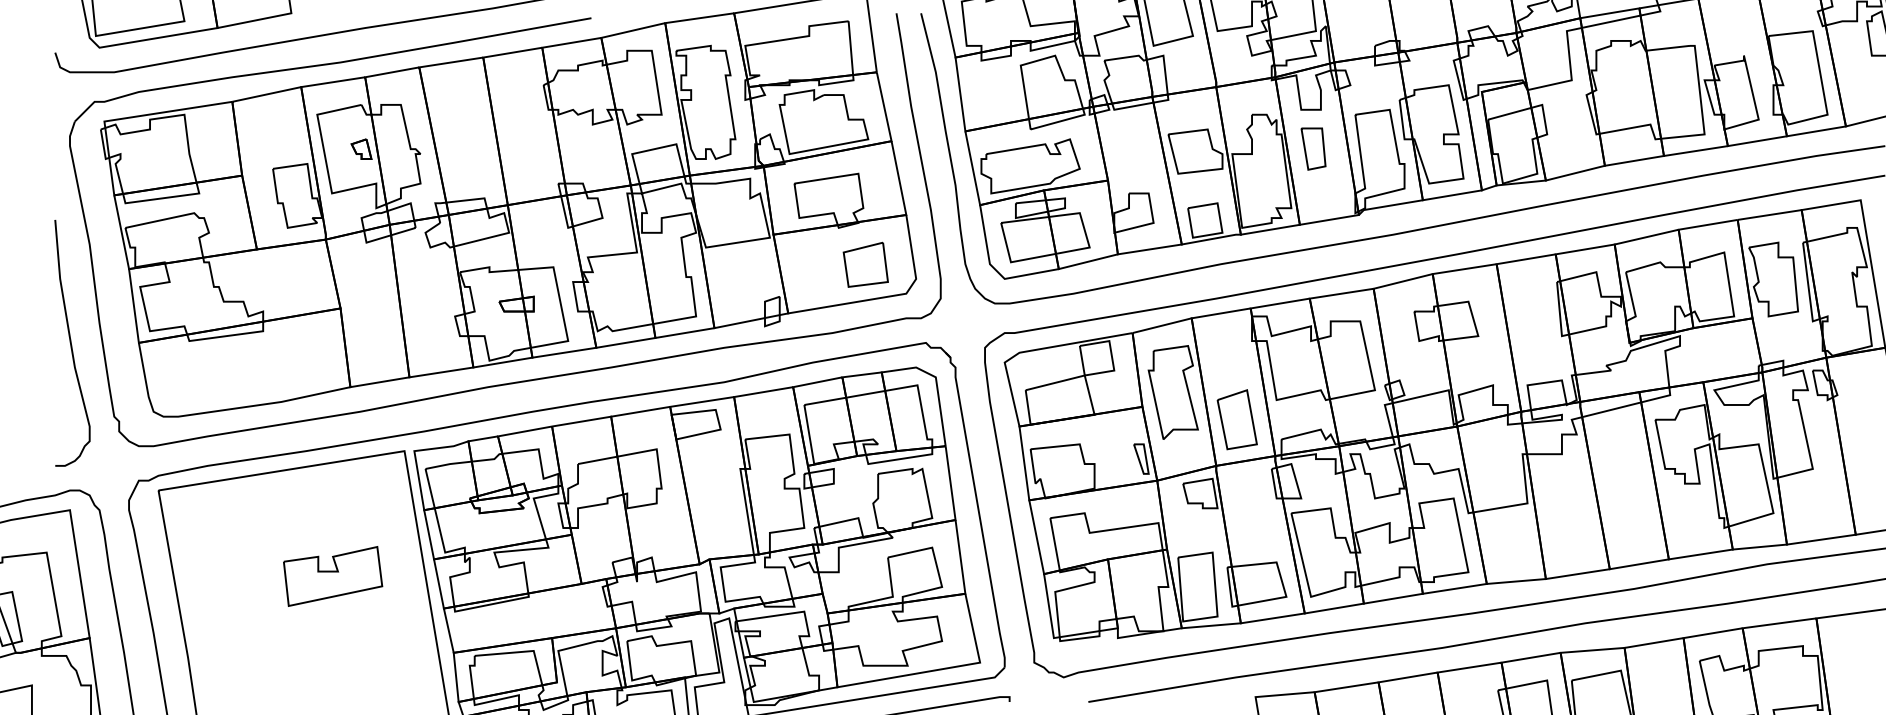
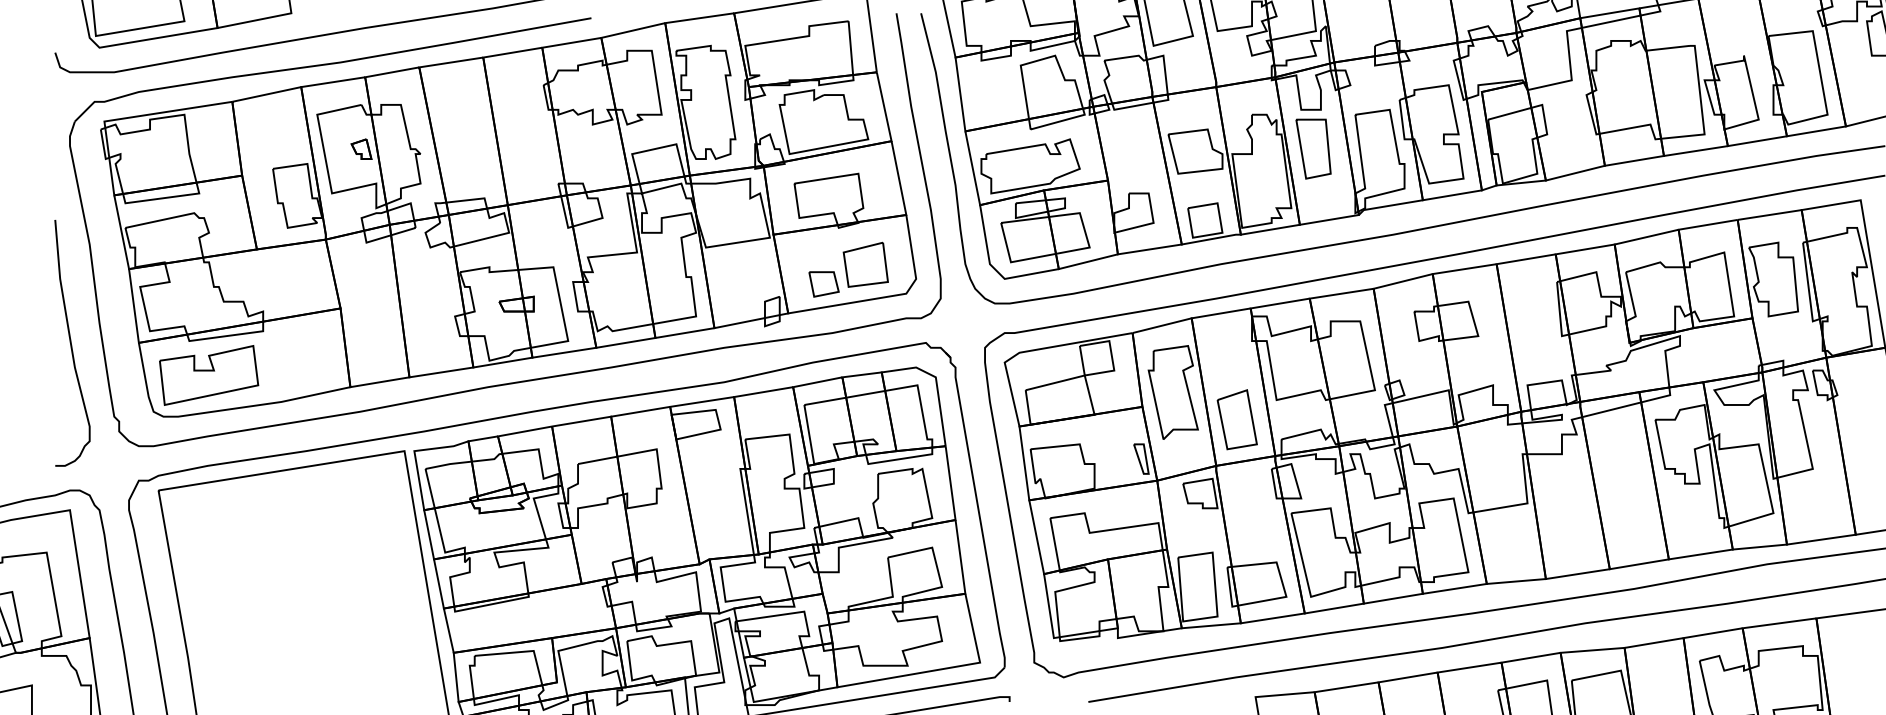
part size: 27x44 px -> 37x62 px (1313, 148)
part: none -> present (823, 284)
part position: (333, 576) -> (209, 375) (209, 375)
